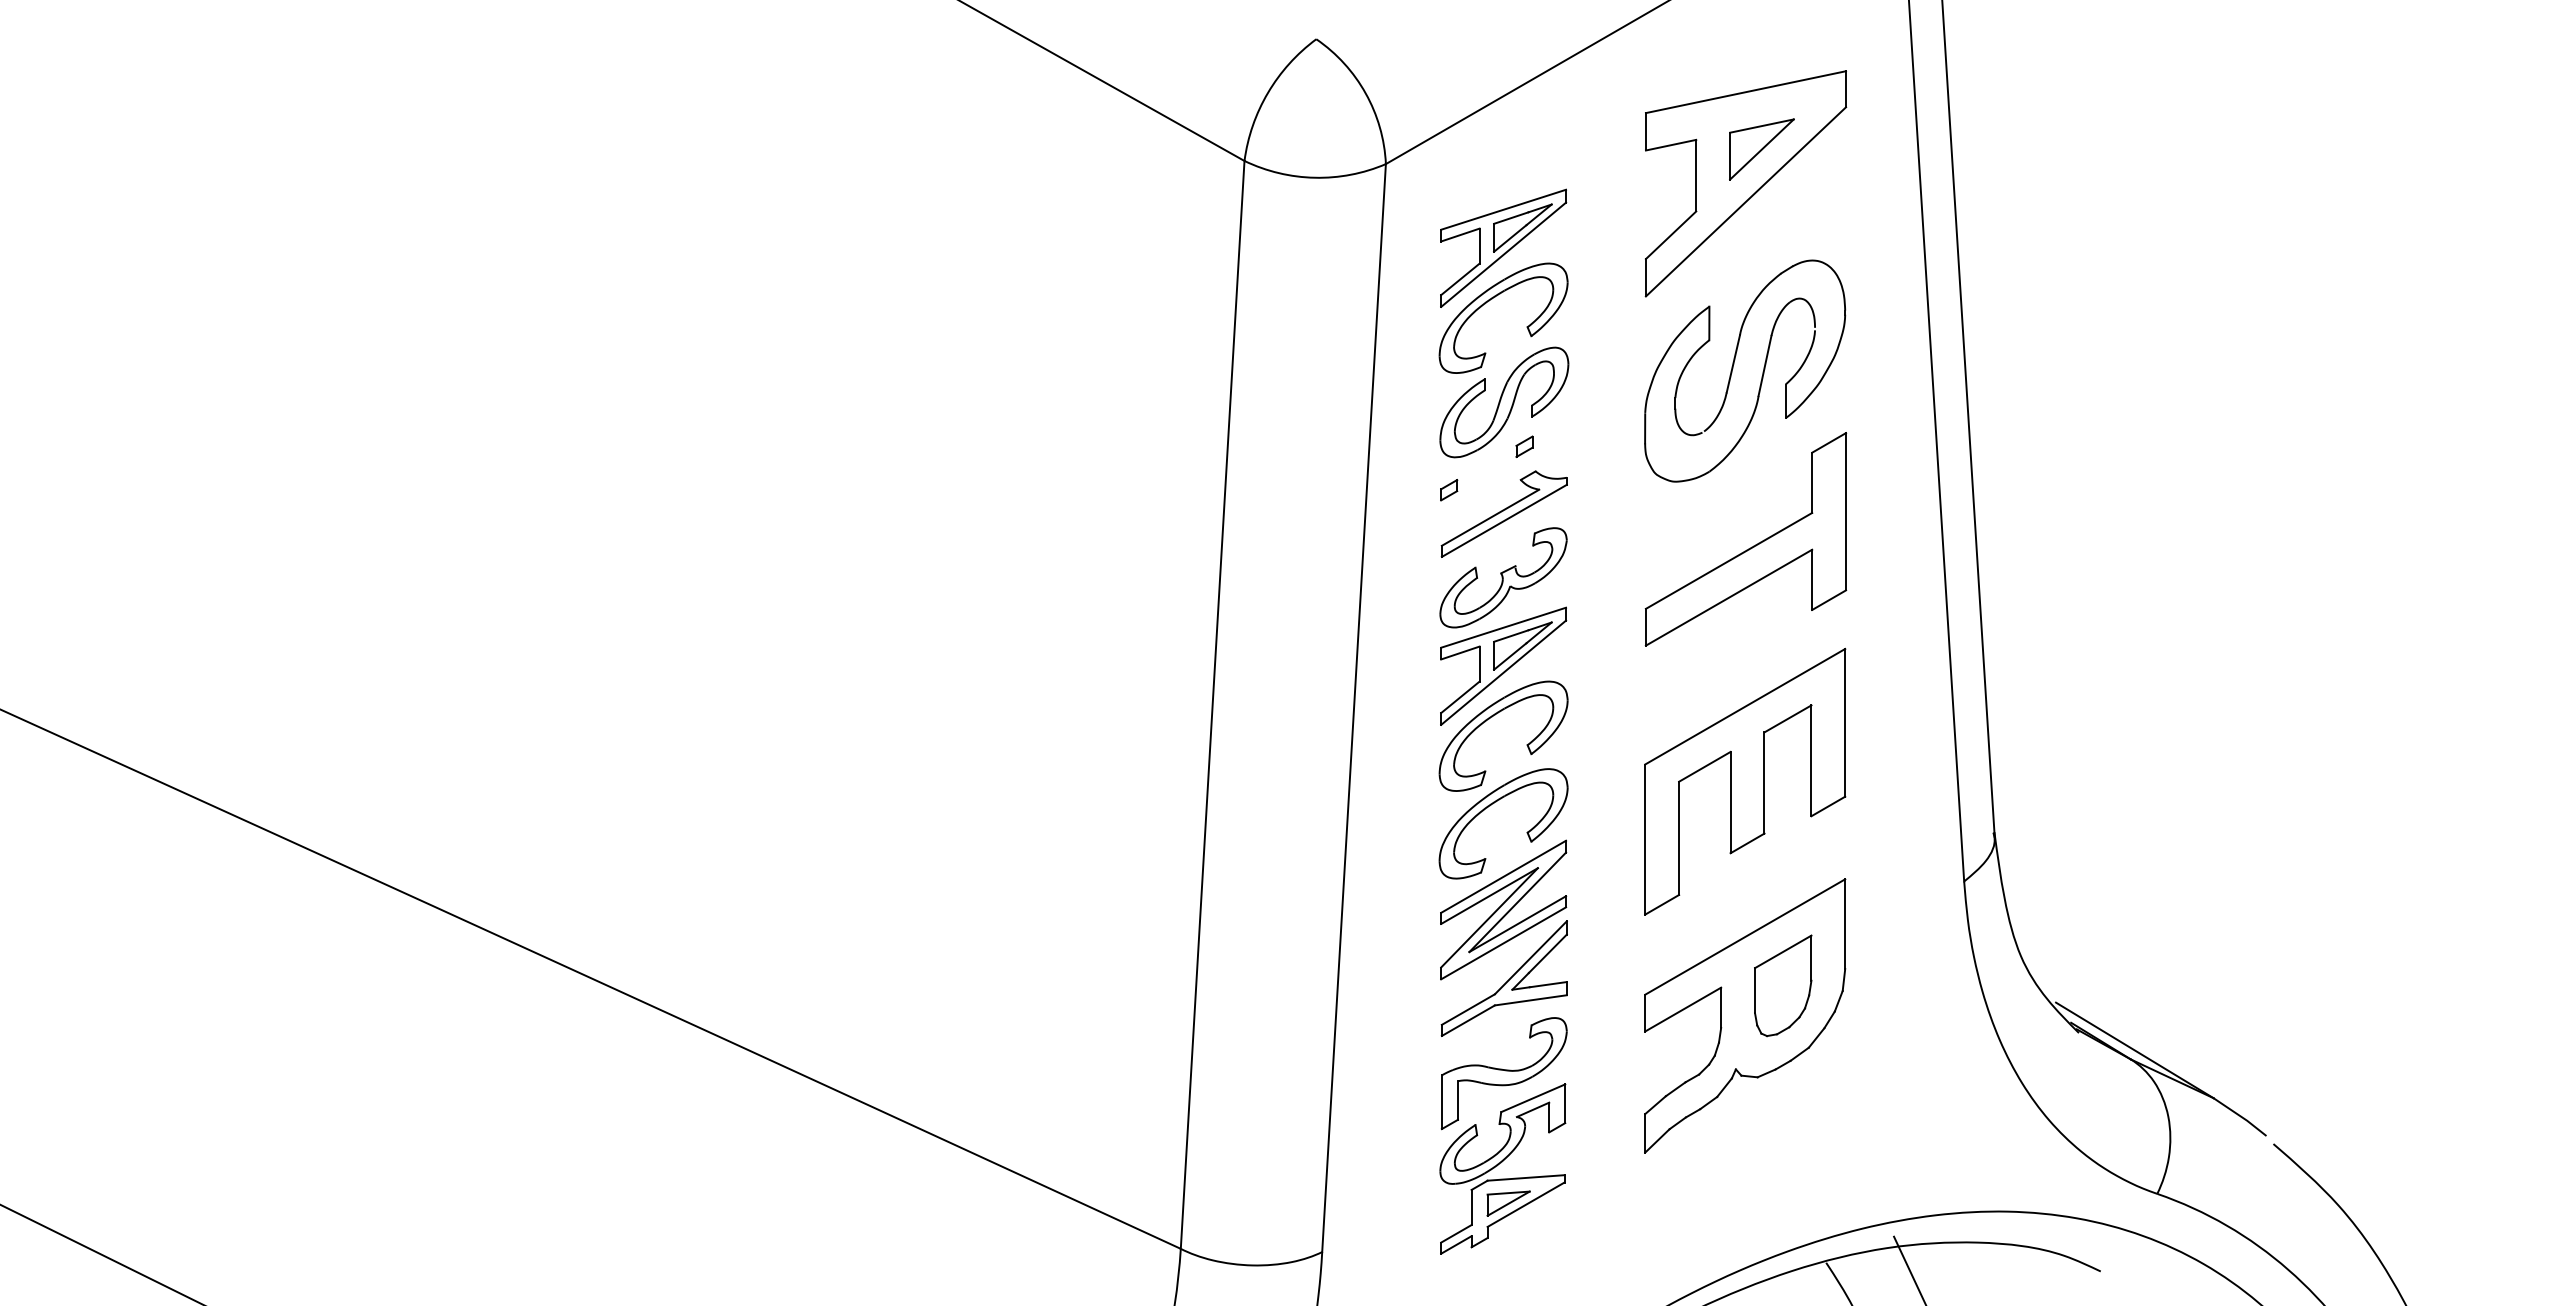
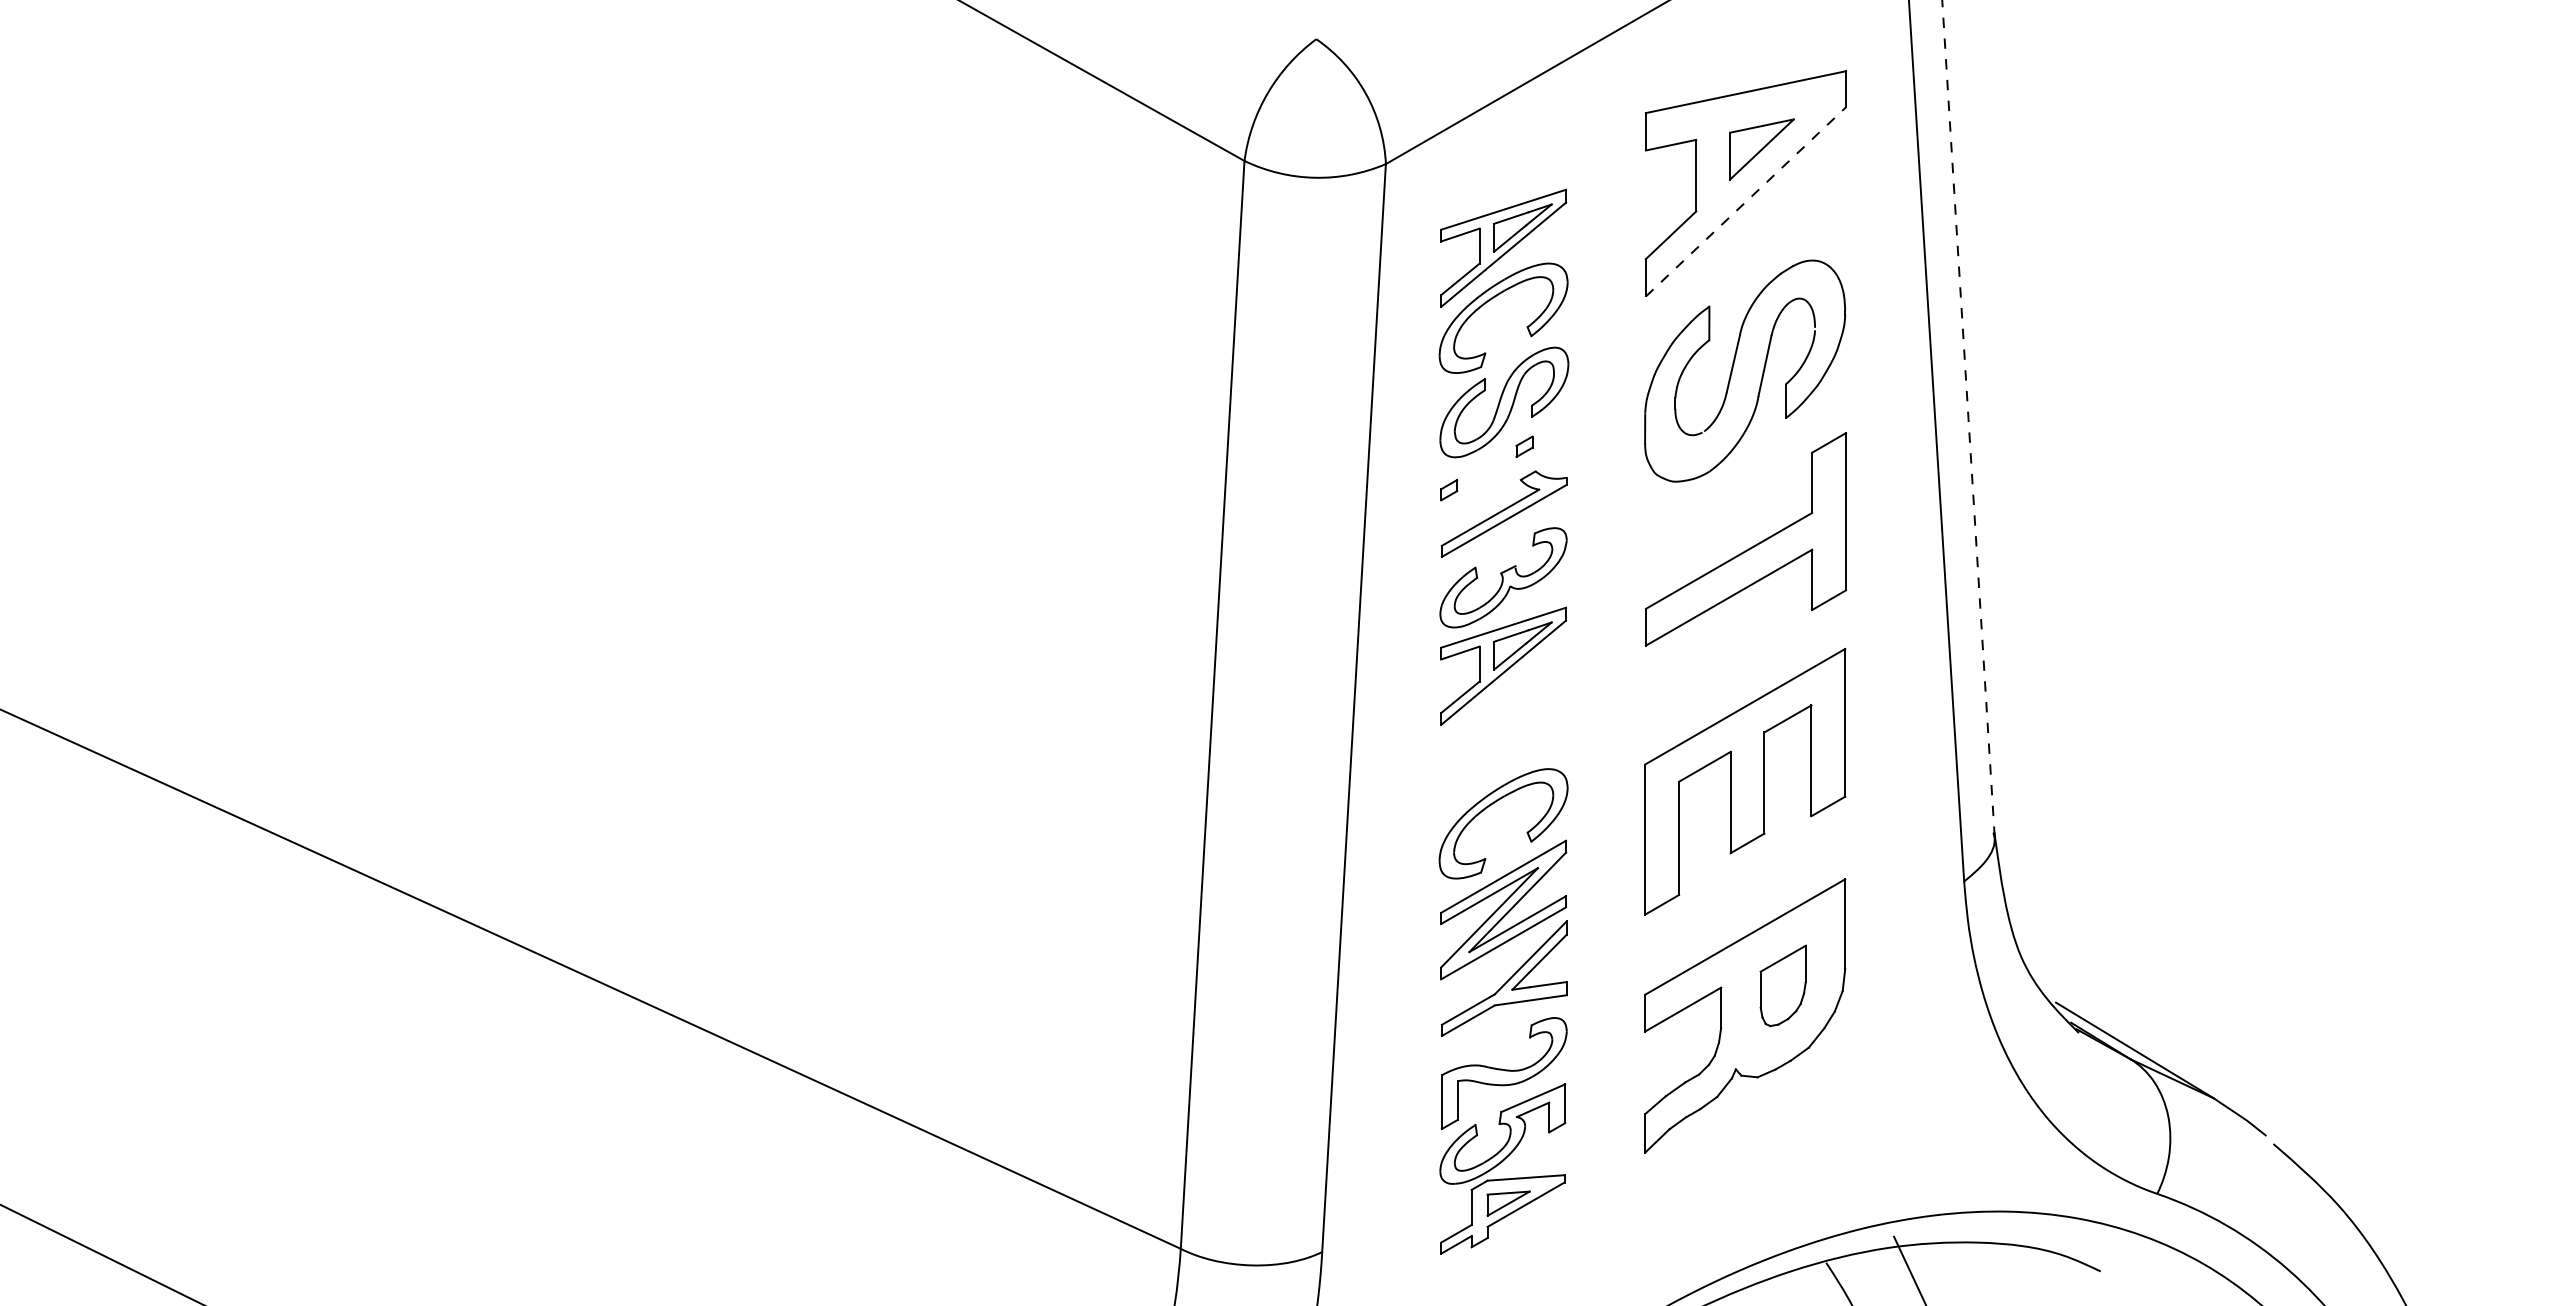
line: solid -> dashed (1745, 201)
line: solid -> dashed (1968, 418)
part: present -> none (1492, 717)
part size: 59x104 px -> 48x84 px (1782, 985)
